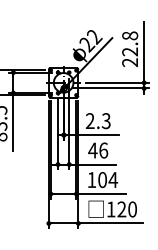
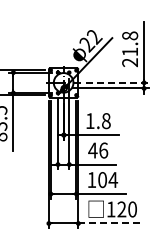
text: 22.8 -> 21.8 (129, 51)
line: solid -> dashed (118, 82)
text: 2.3 -> 1.8 (97, 120)
line: solid -> dashed (111, 223)
